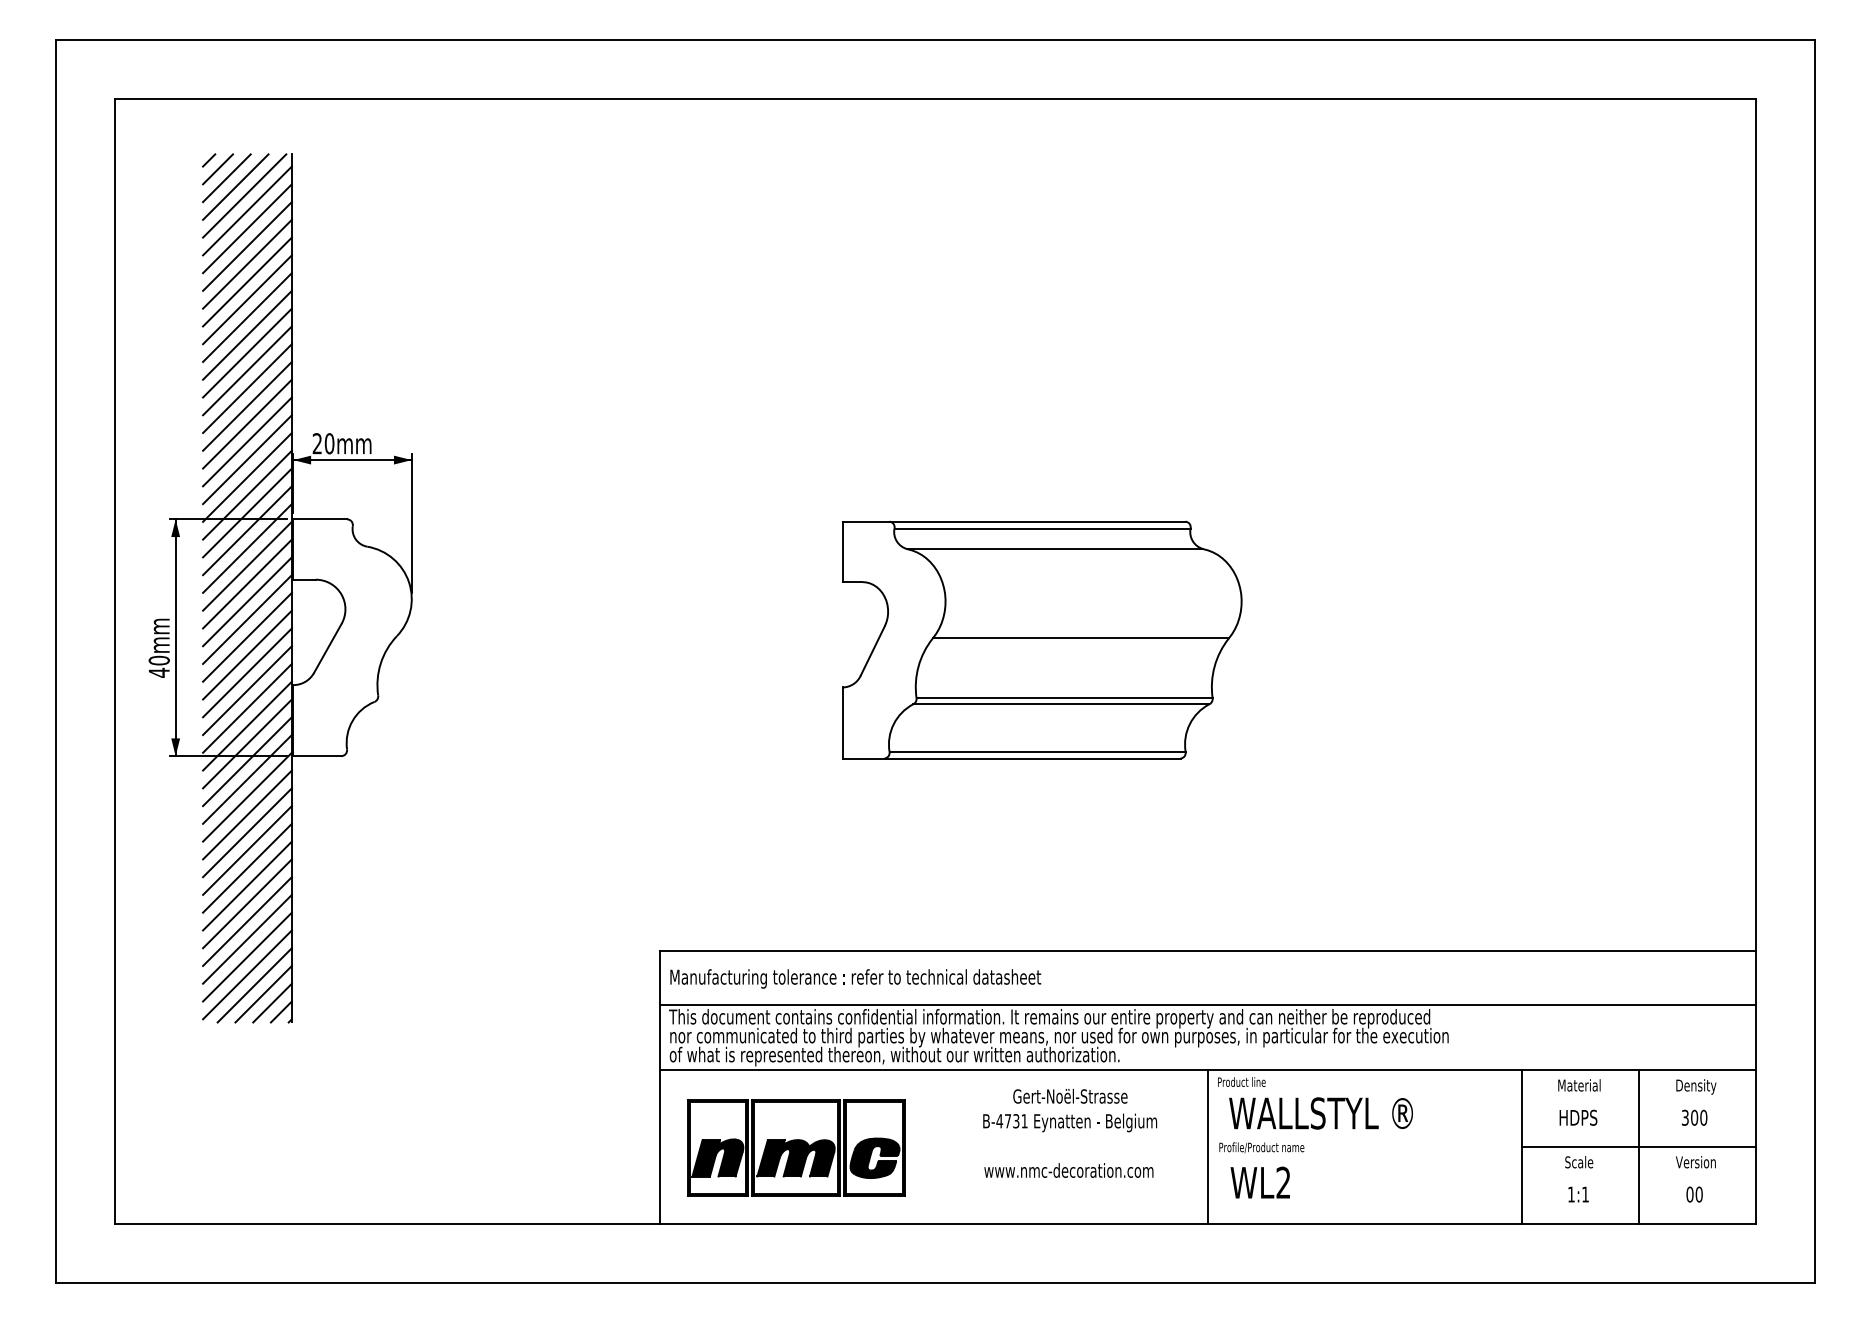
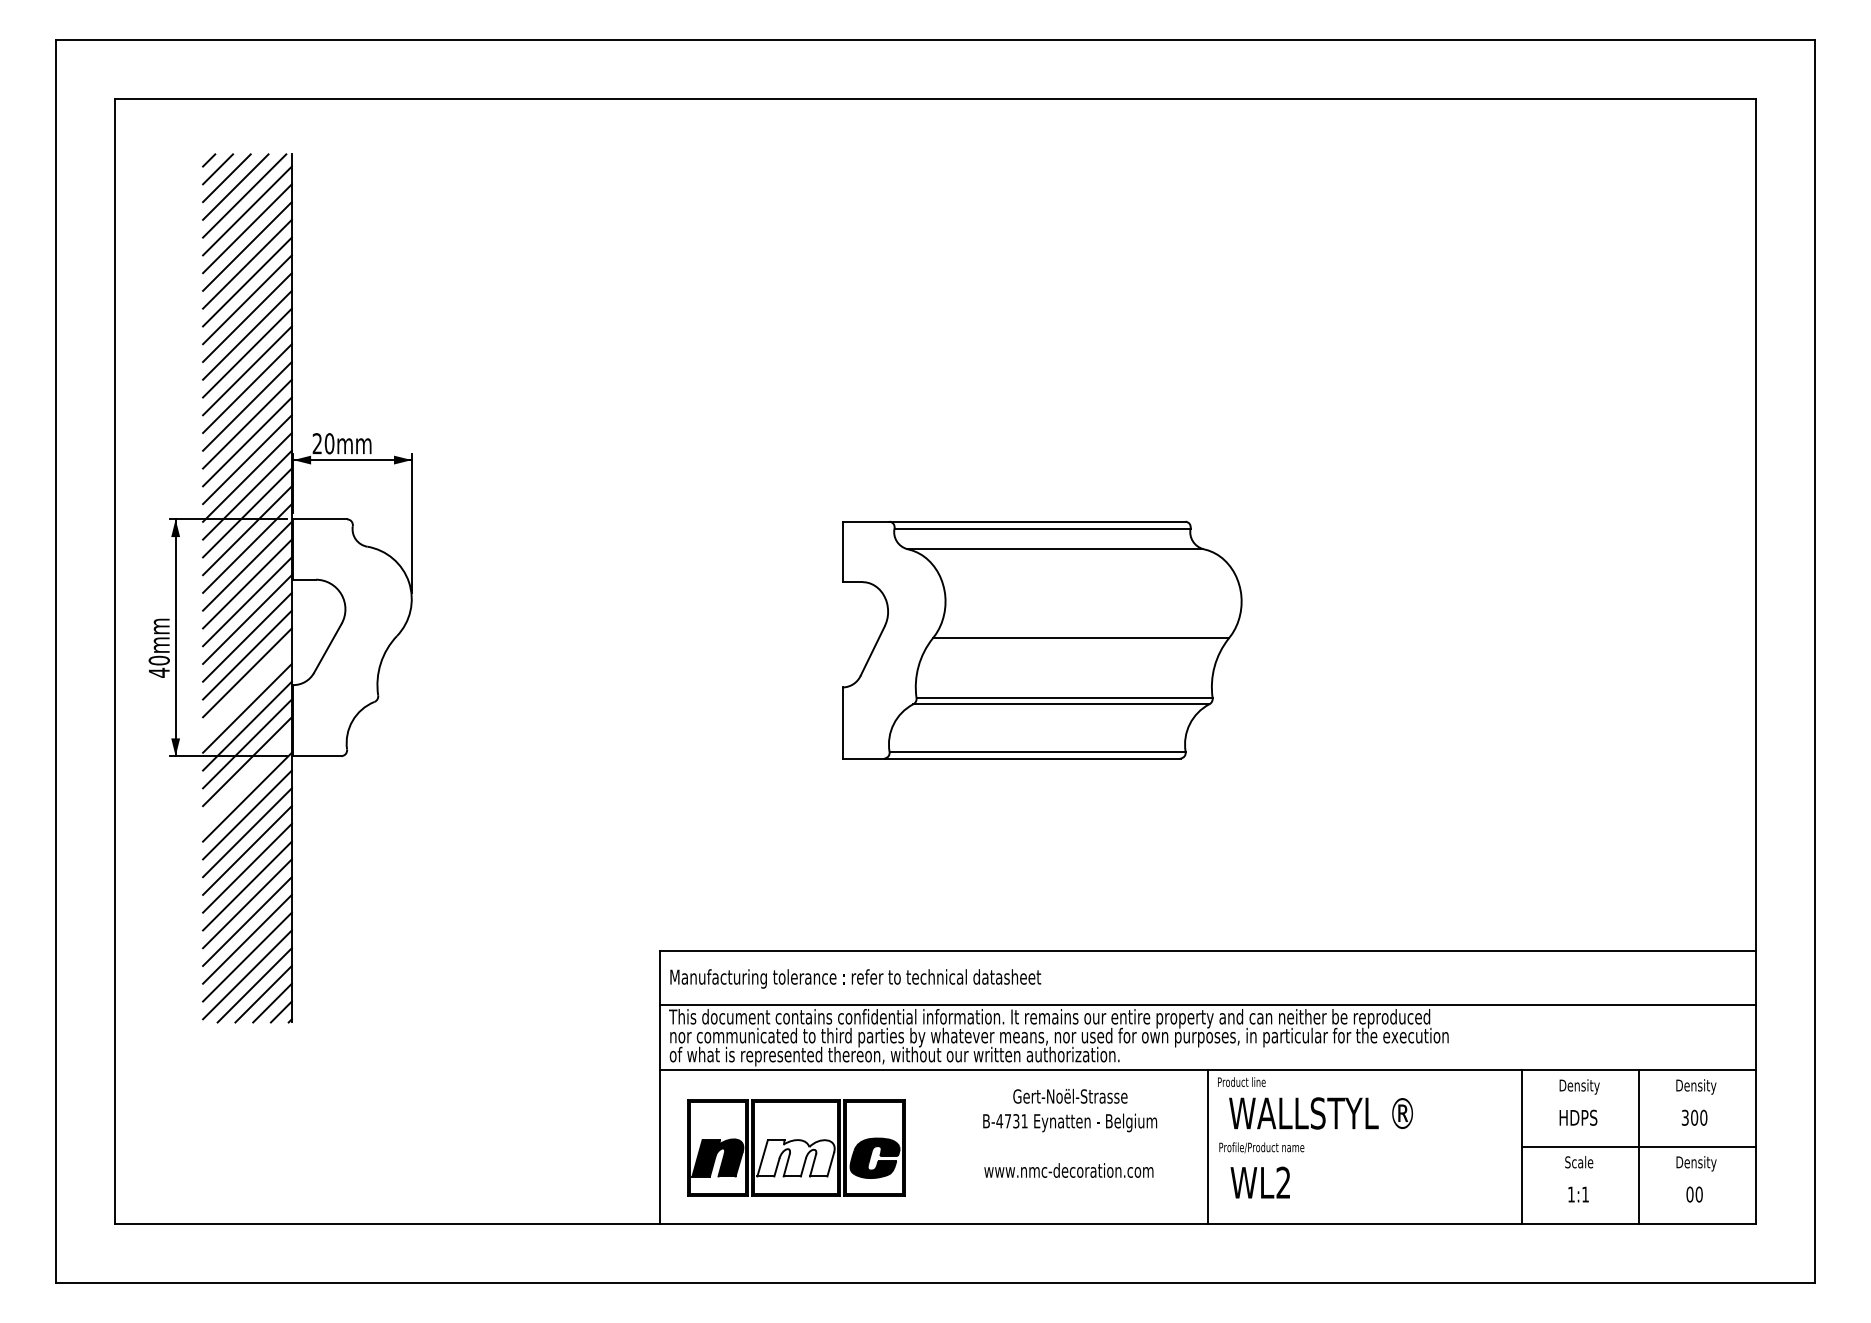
line: present -> none (247, 690)
line: present -> none (247, 779)
text: Material -> Density (1579, 1086)
fill: present -> none (795, 1158)
text: Version -> Density (1696, 1163)
